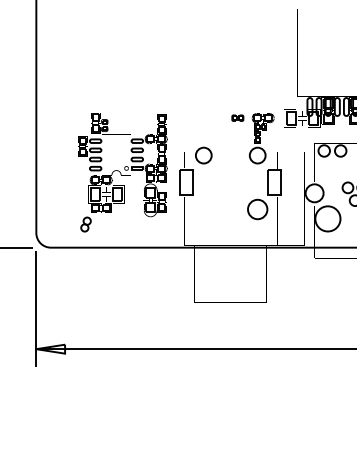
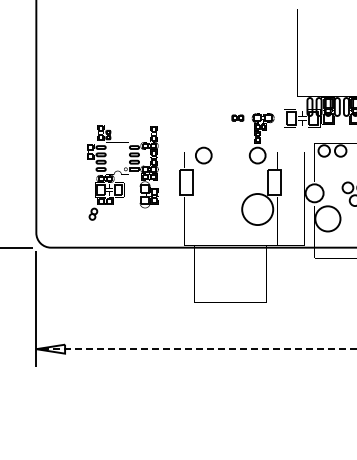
part size: 90x120 px -> 72x96 px (122, 172)
circle diameter: 19 px -> 31 px (257, 209)
line: solid -> dashed (196, 349)
